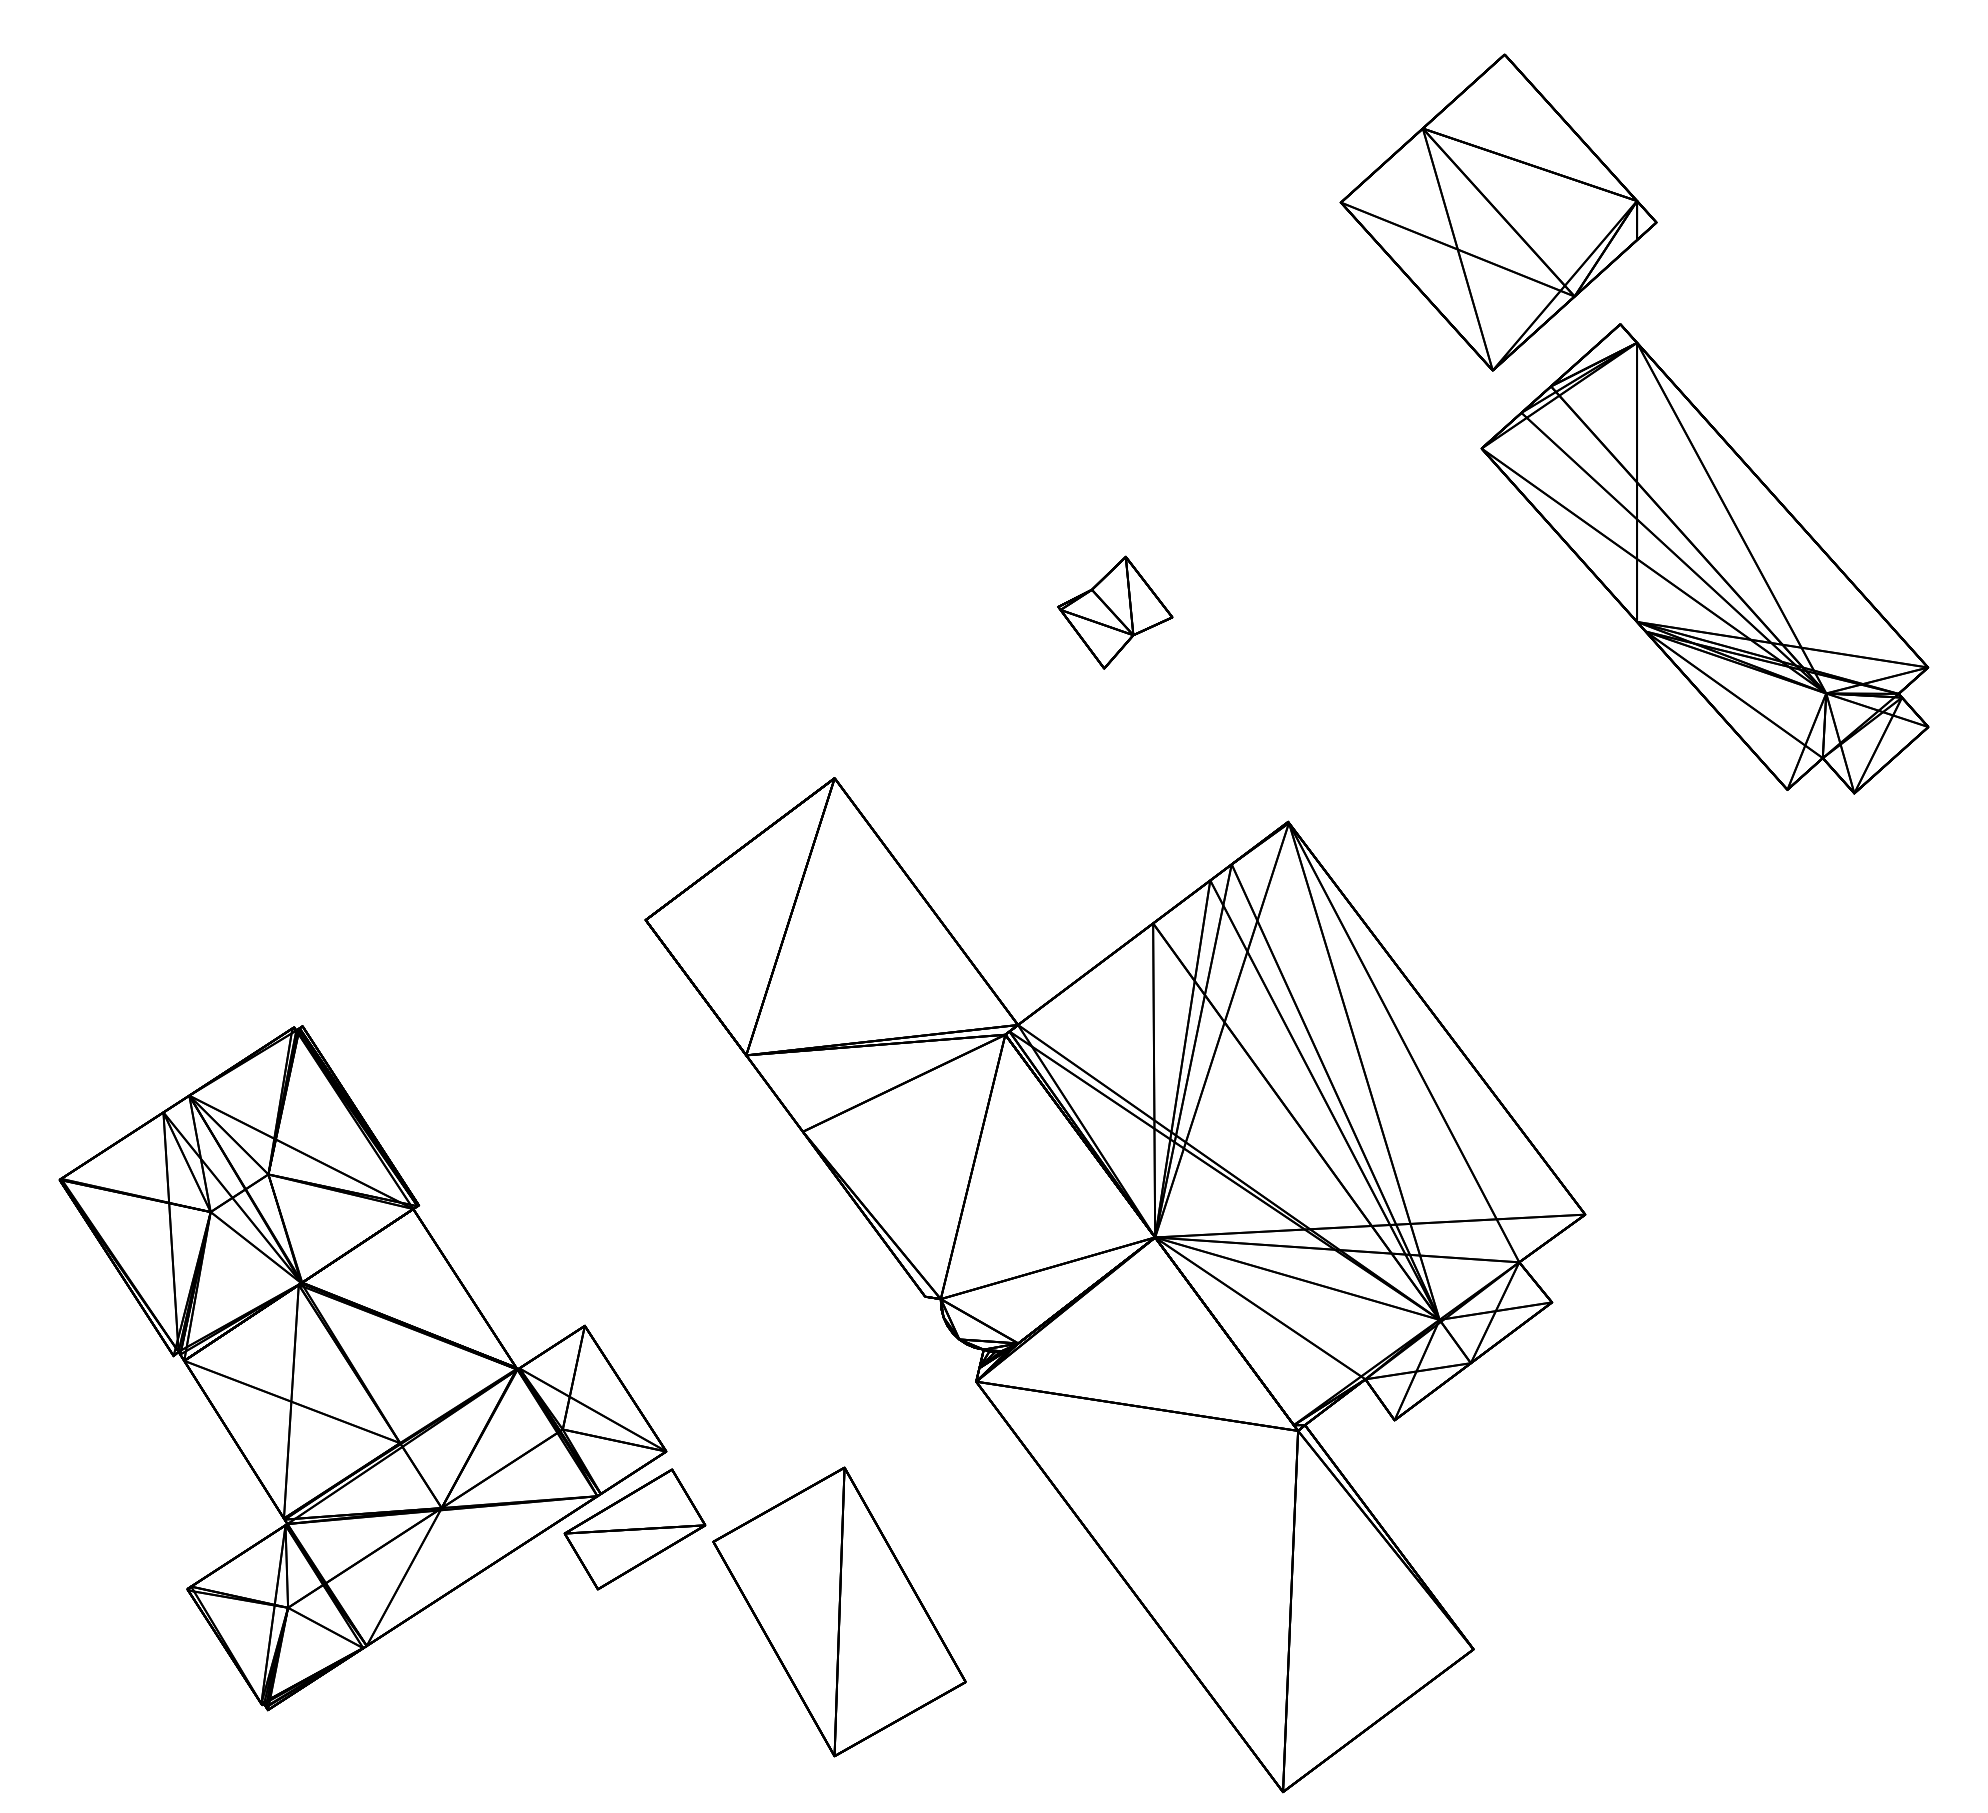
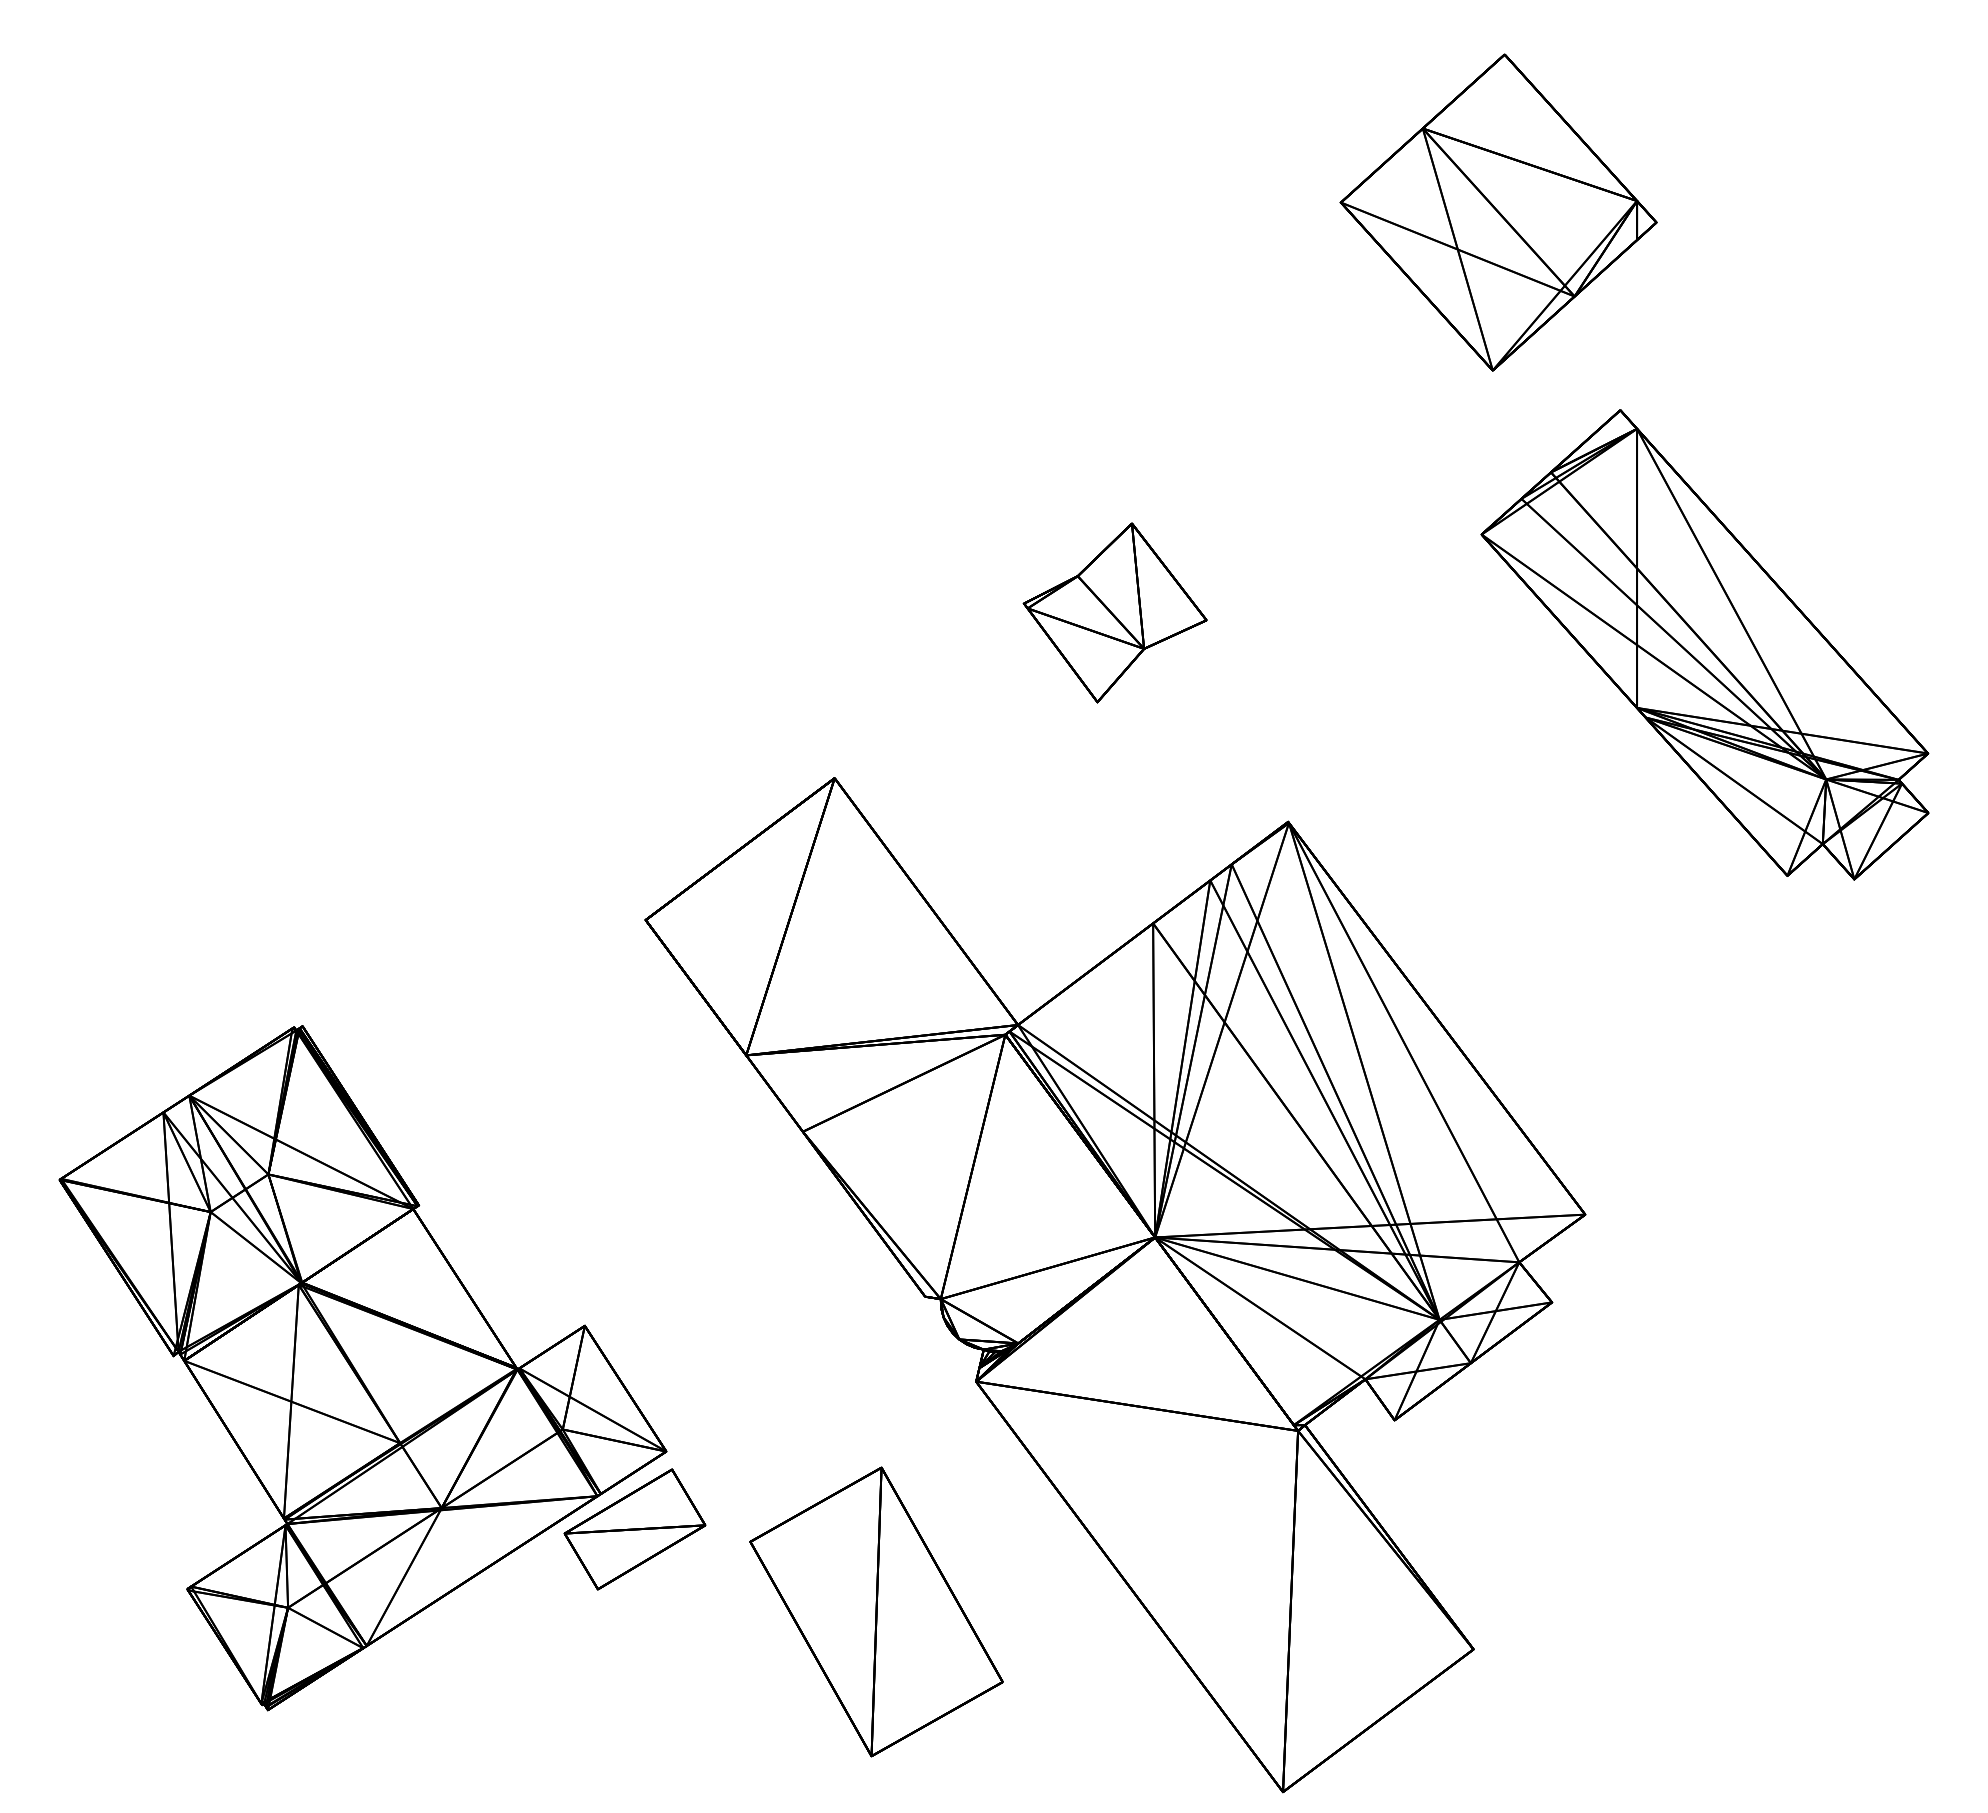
part position: (1704, 558) -> (1704, 644) (1704, 644)
part size: 117x115 px -> 186x182 px (1114, 612)
part position: (839, 1611) -> (876, 1611) (876, 1611)
